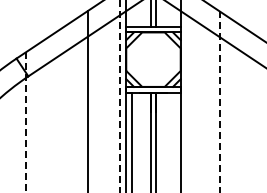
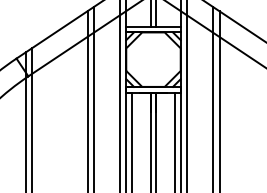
line: none -> present (186, 95)
line: none -> present (94, 97)
line: dashed -> solid (120, 97)
line: none -> present (212, 97)
line: dashed -> solid (219, 102)
line: none -> present (32, 118)
line: dashed -> solid (26, 122)
line: none -> present (174, 140)
